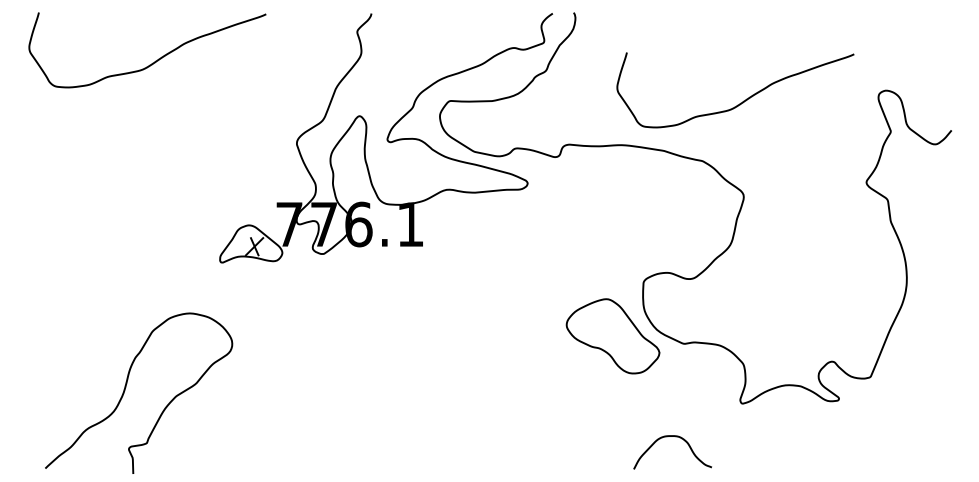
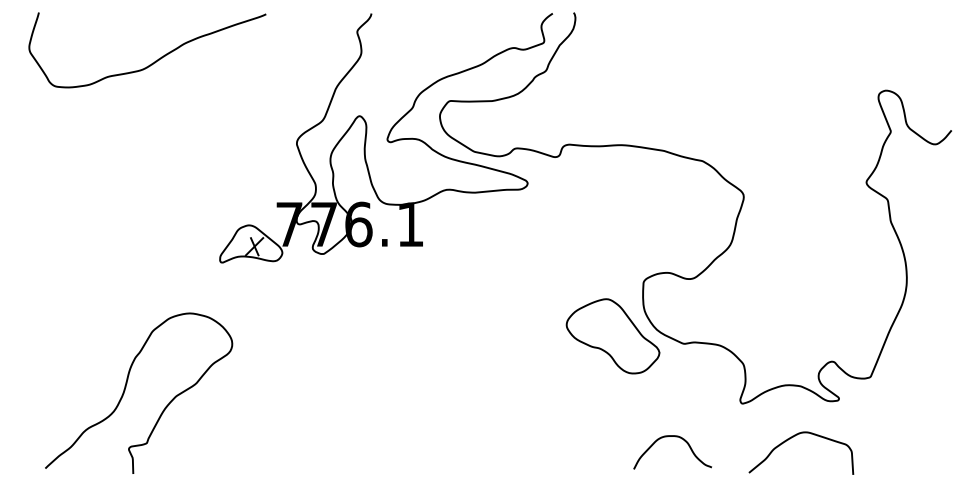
curve: present -> none (743, 100)
curve: none -> present (793, 437)
